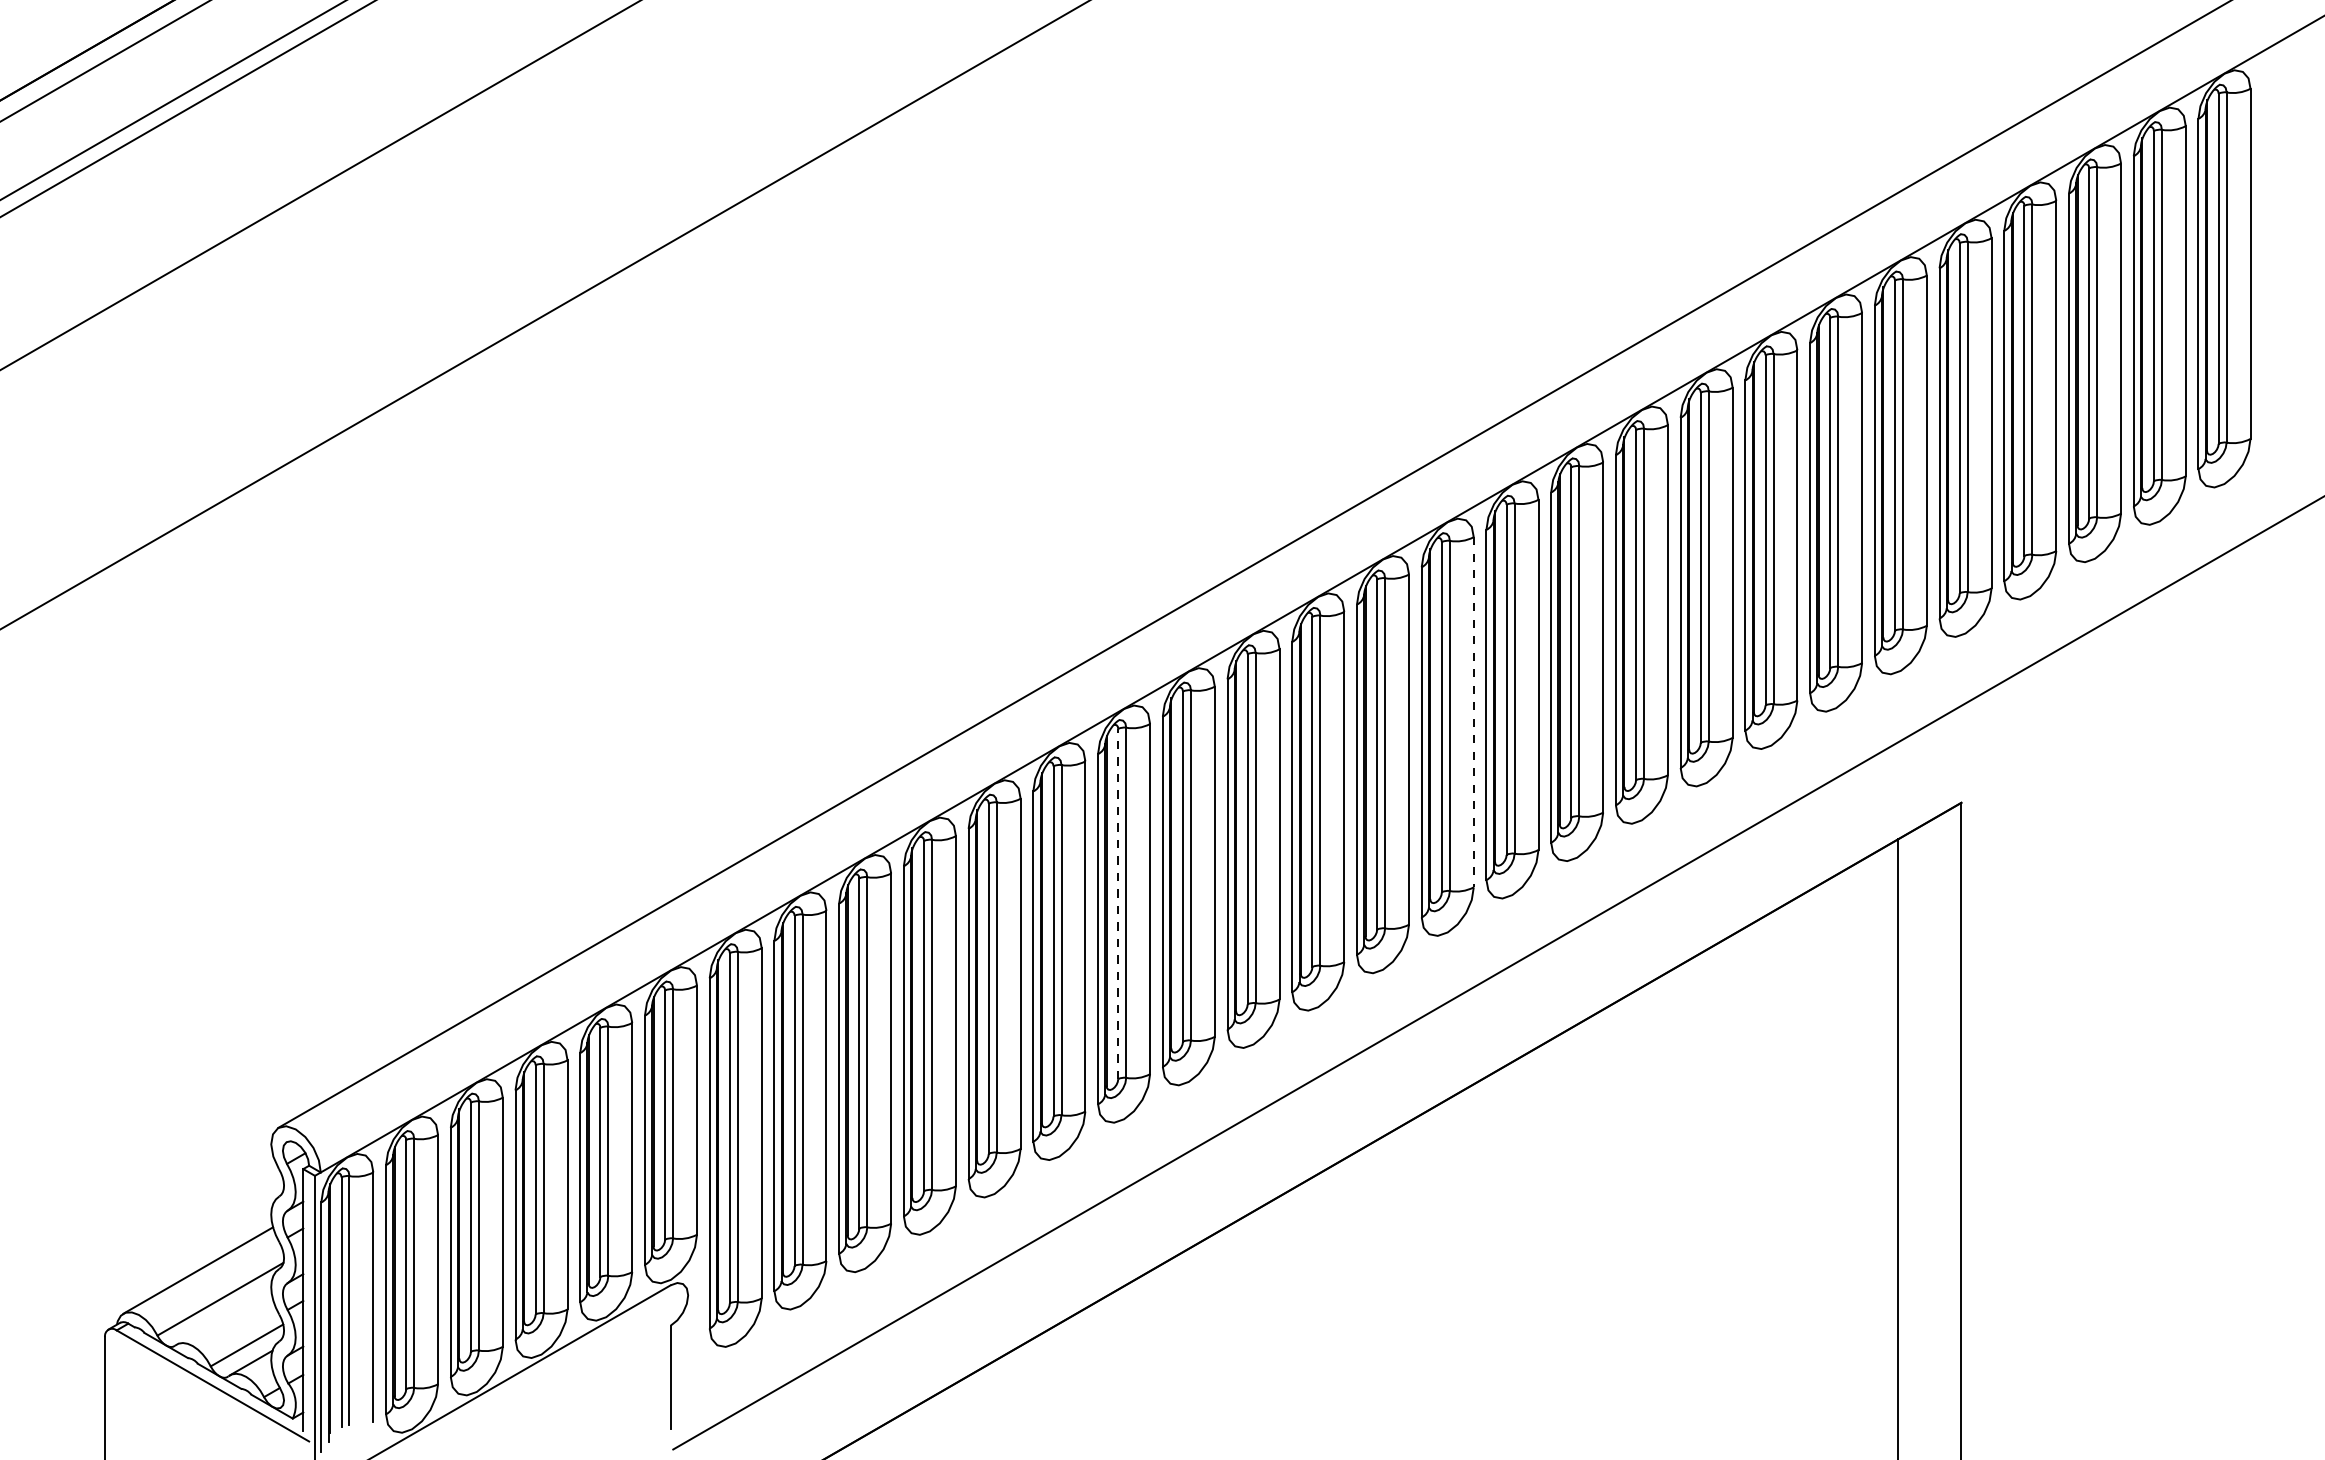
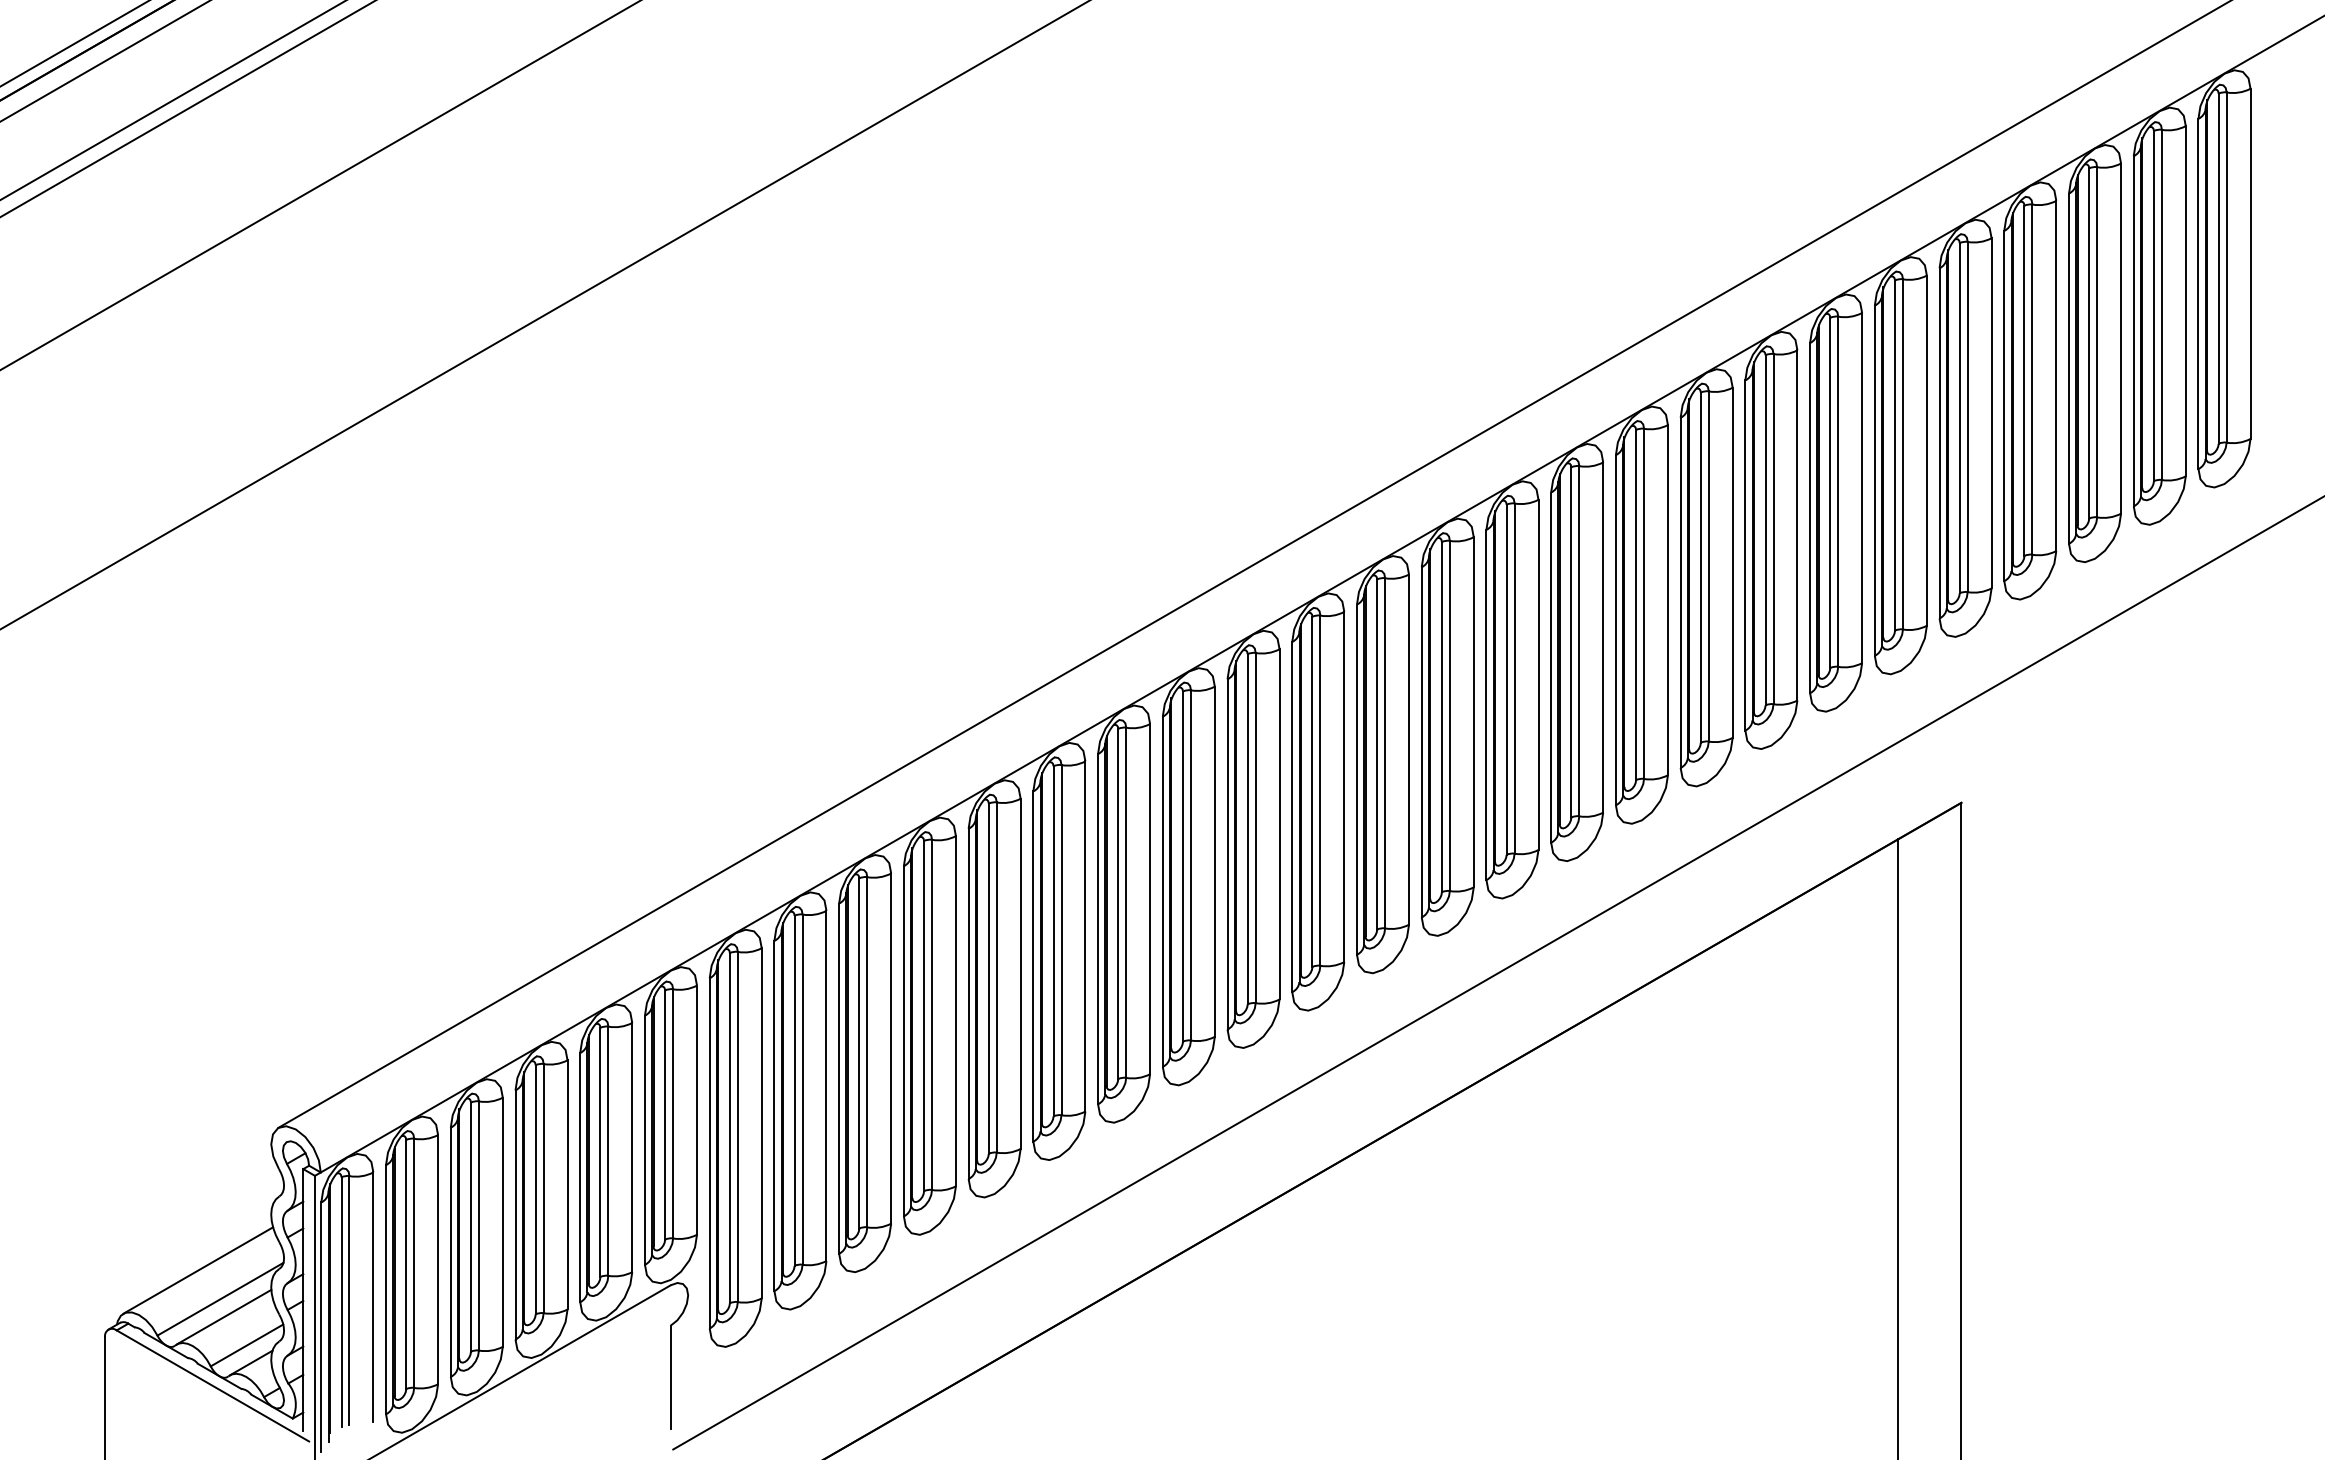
line: none -> present (74, 43)
line: dashed -> solid (1473, 712)
line: dashed -> solid (1118, 903)
line: none -> present (223, 1316)
